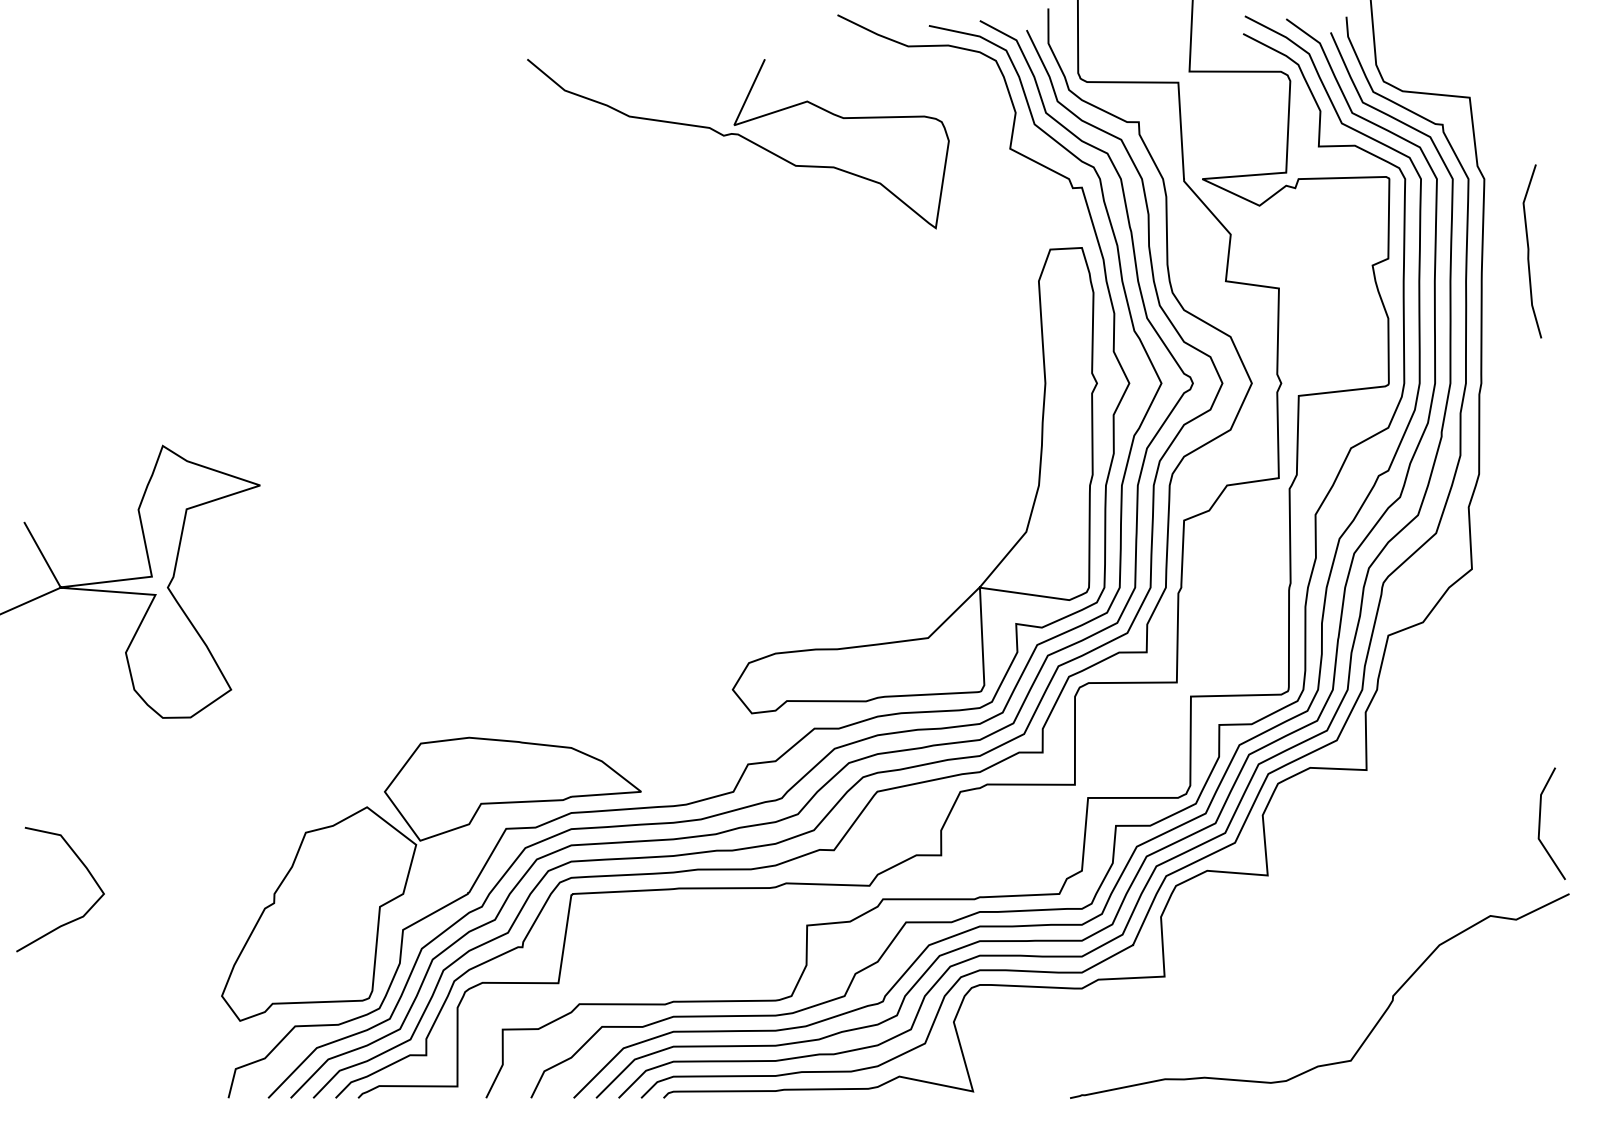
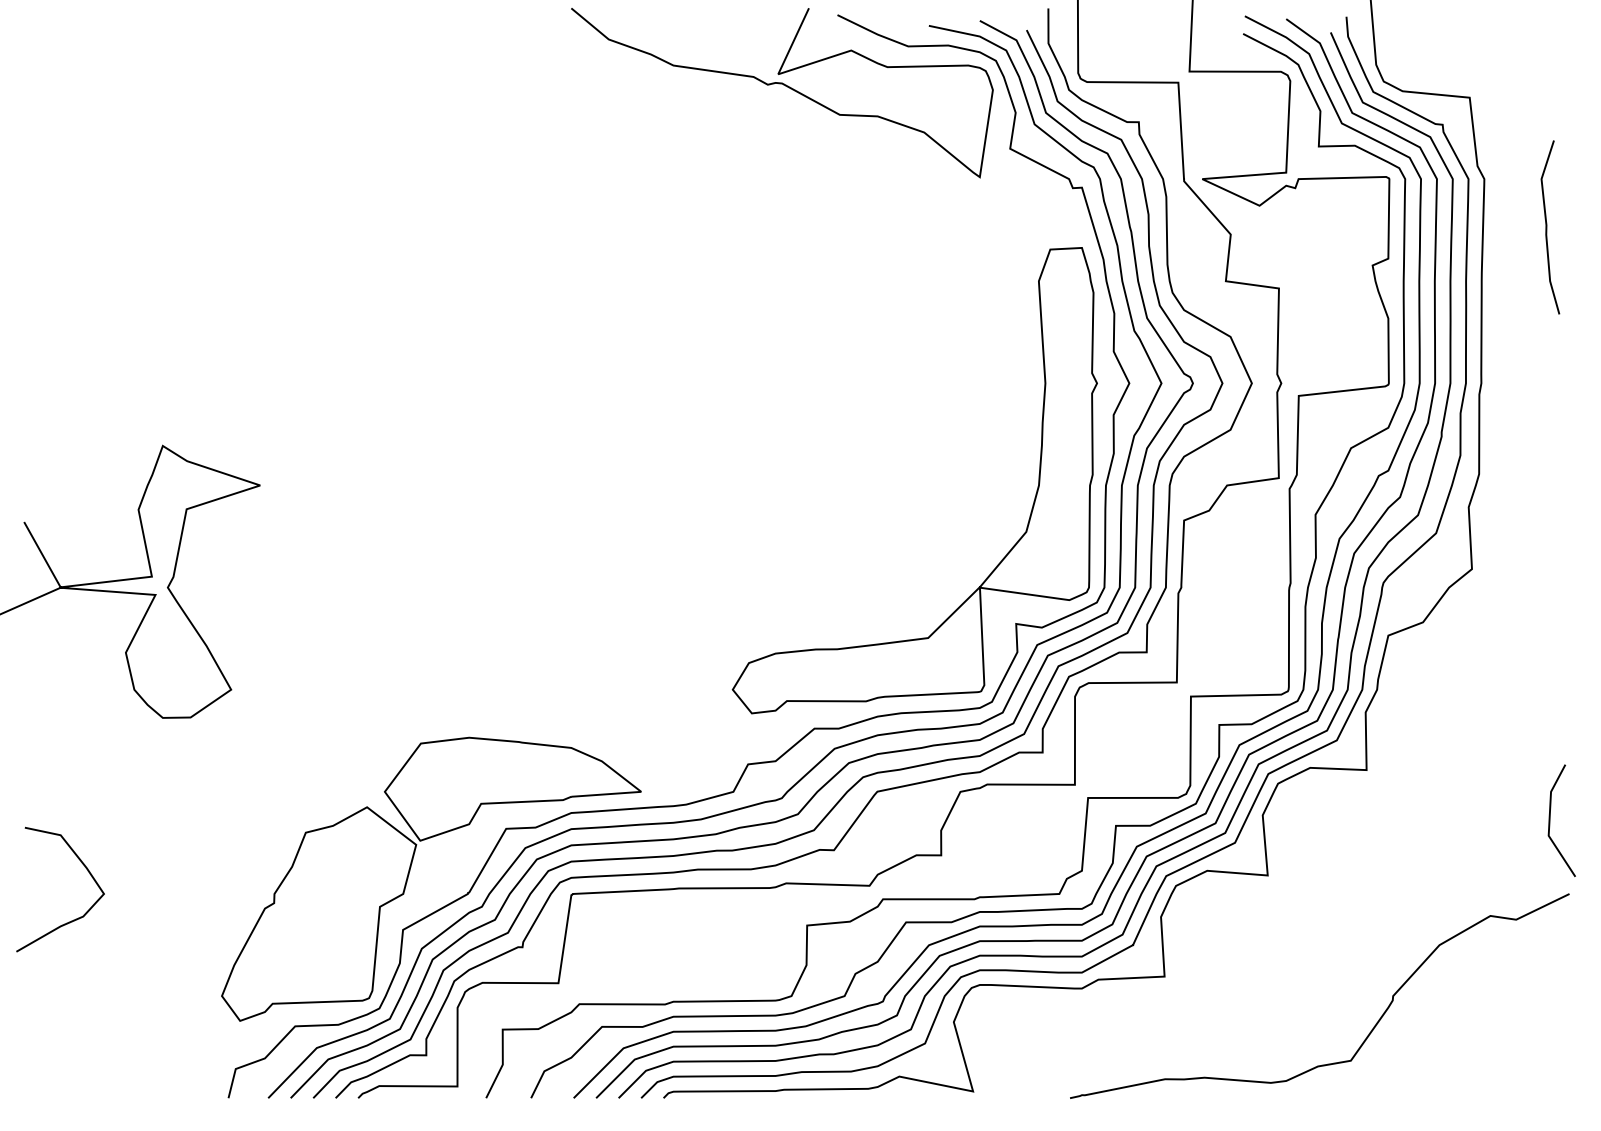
curve position: (741, 137) -> (785, 86) (785, 86)
curve position: (1529, 251) -> (1547, 227) (1547, 227)
line position: (1540, 823) -> (1550, 820) (1550, 820)
